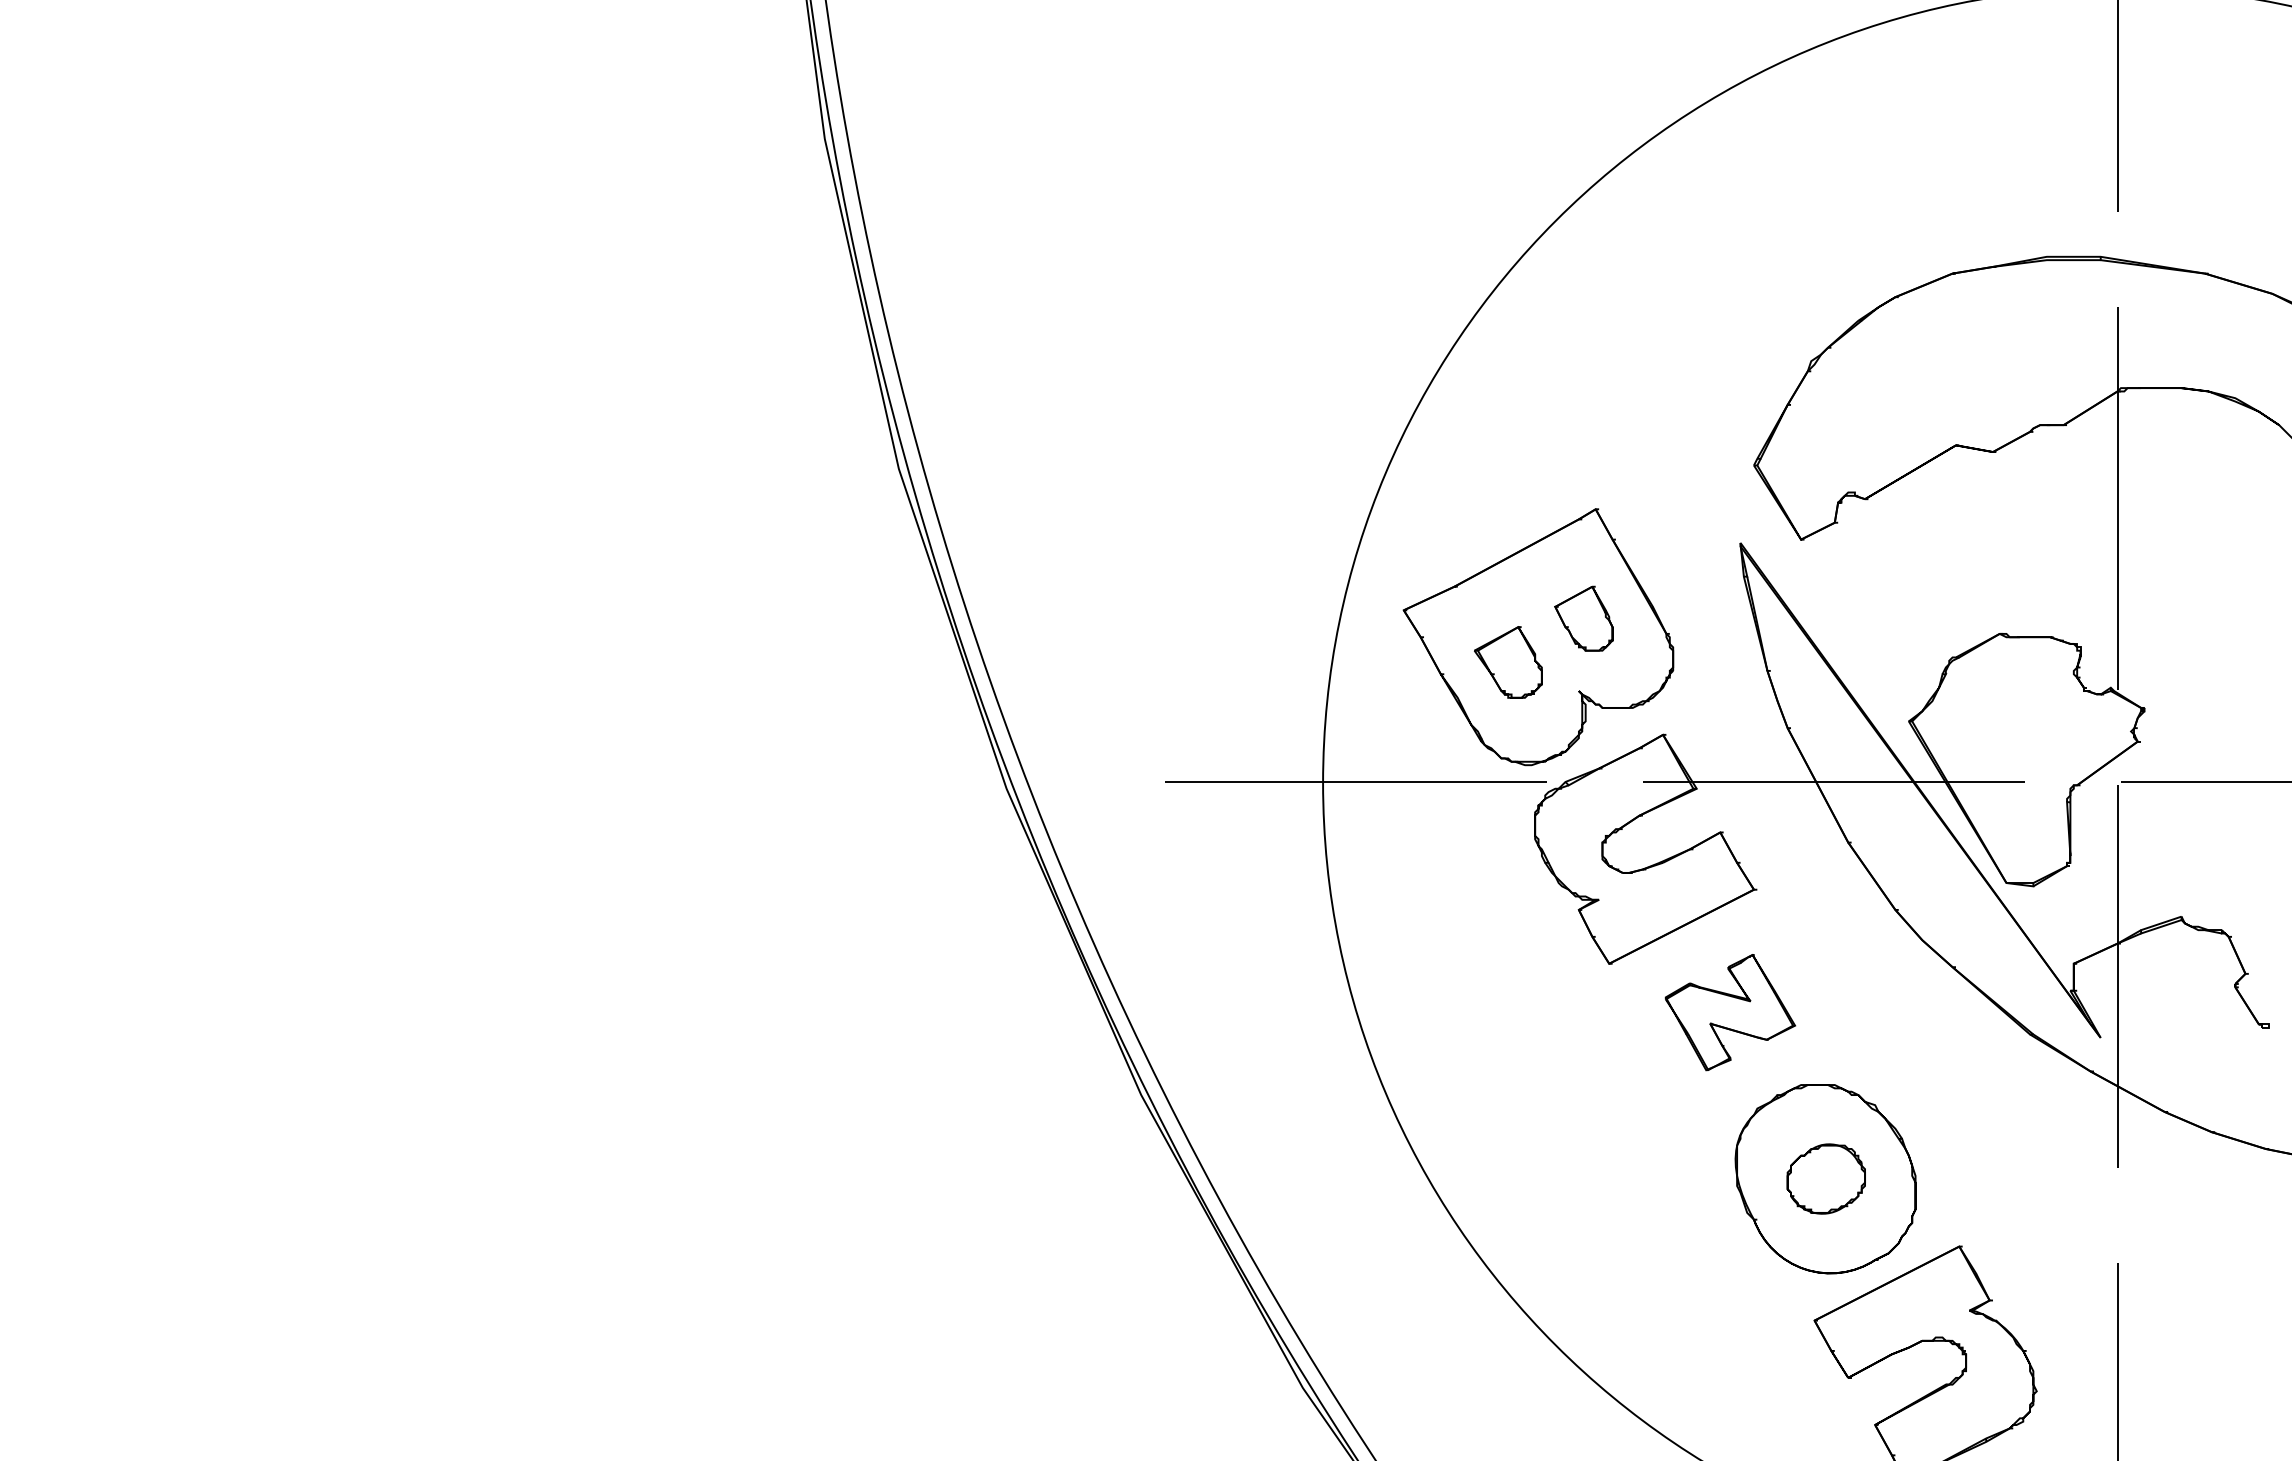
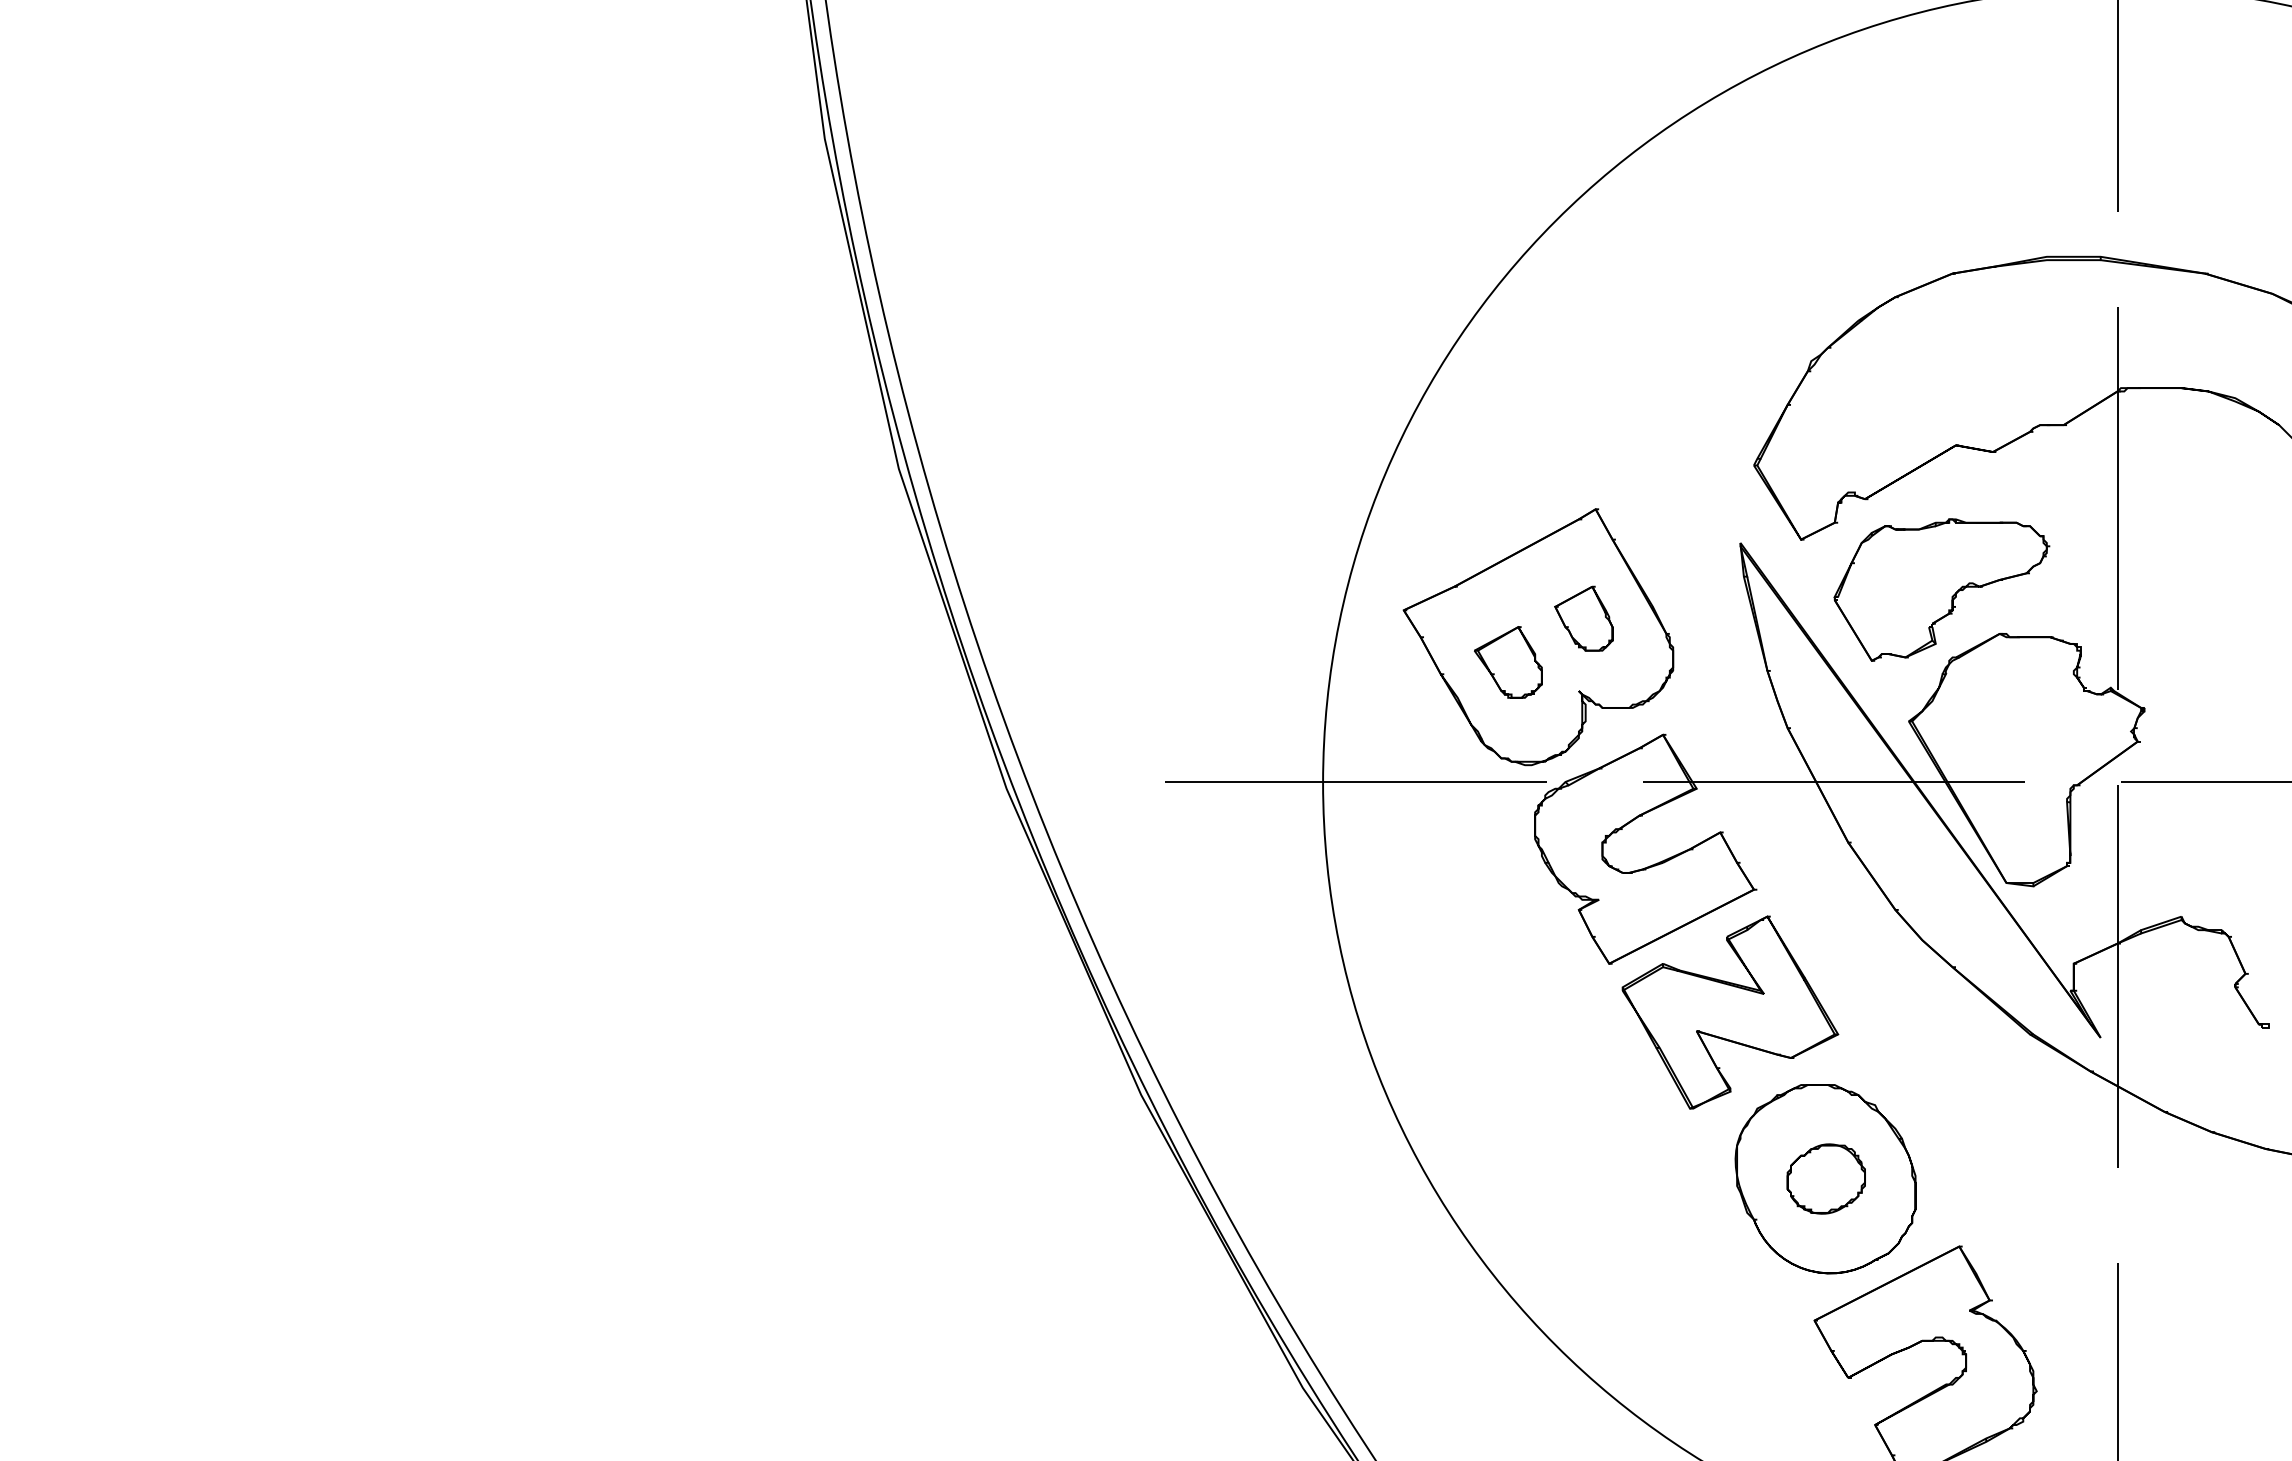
part: none -> present (1941, 589)
part size: 133x118 px -> 219x195 px (1730, 1012)
